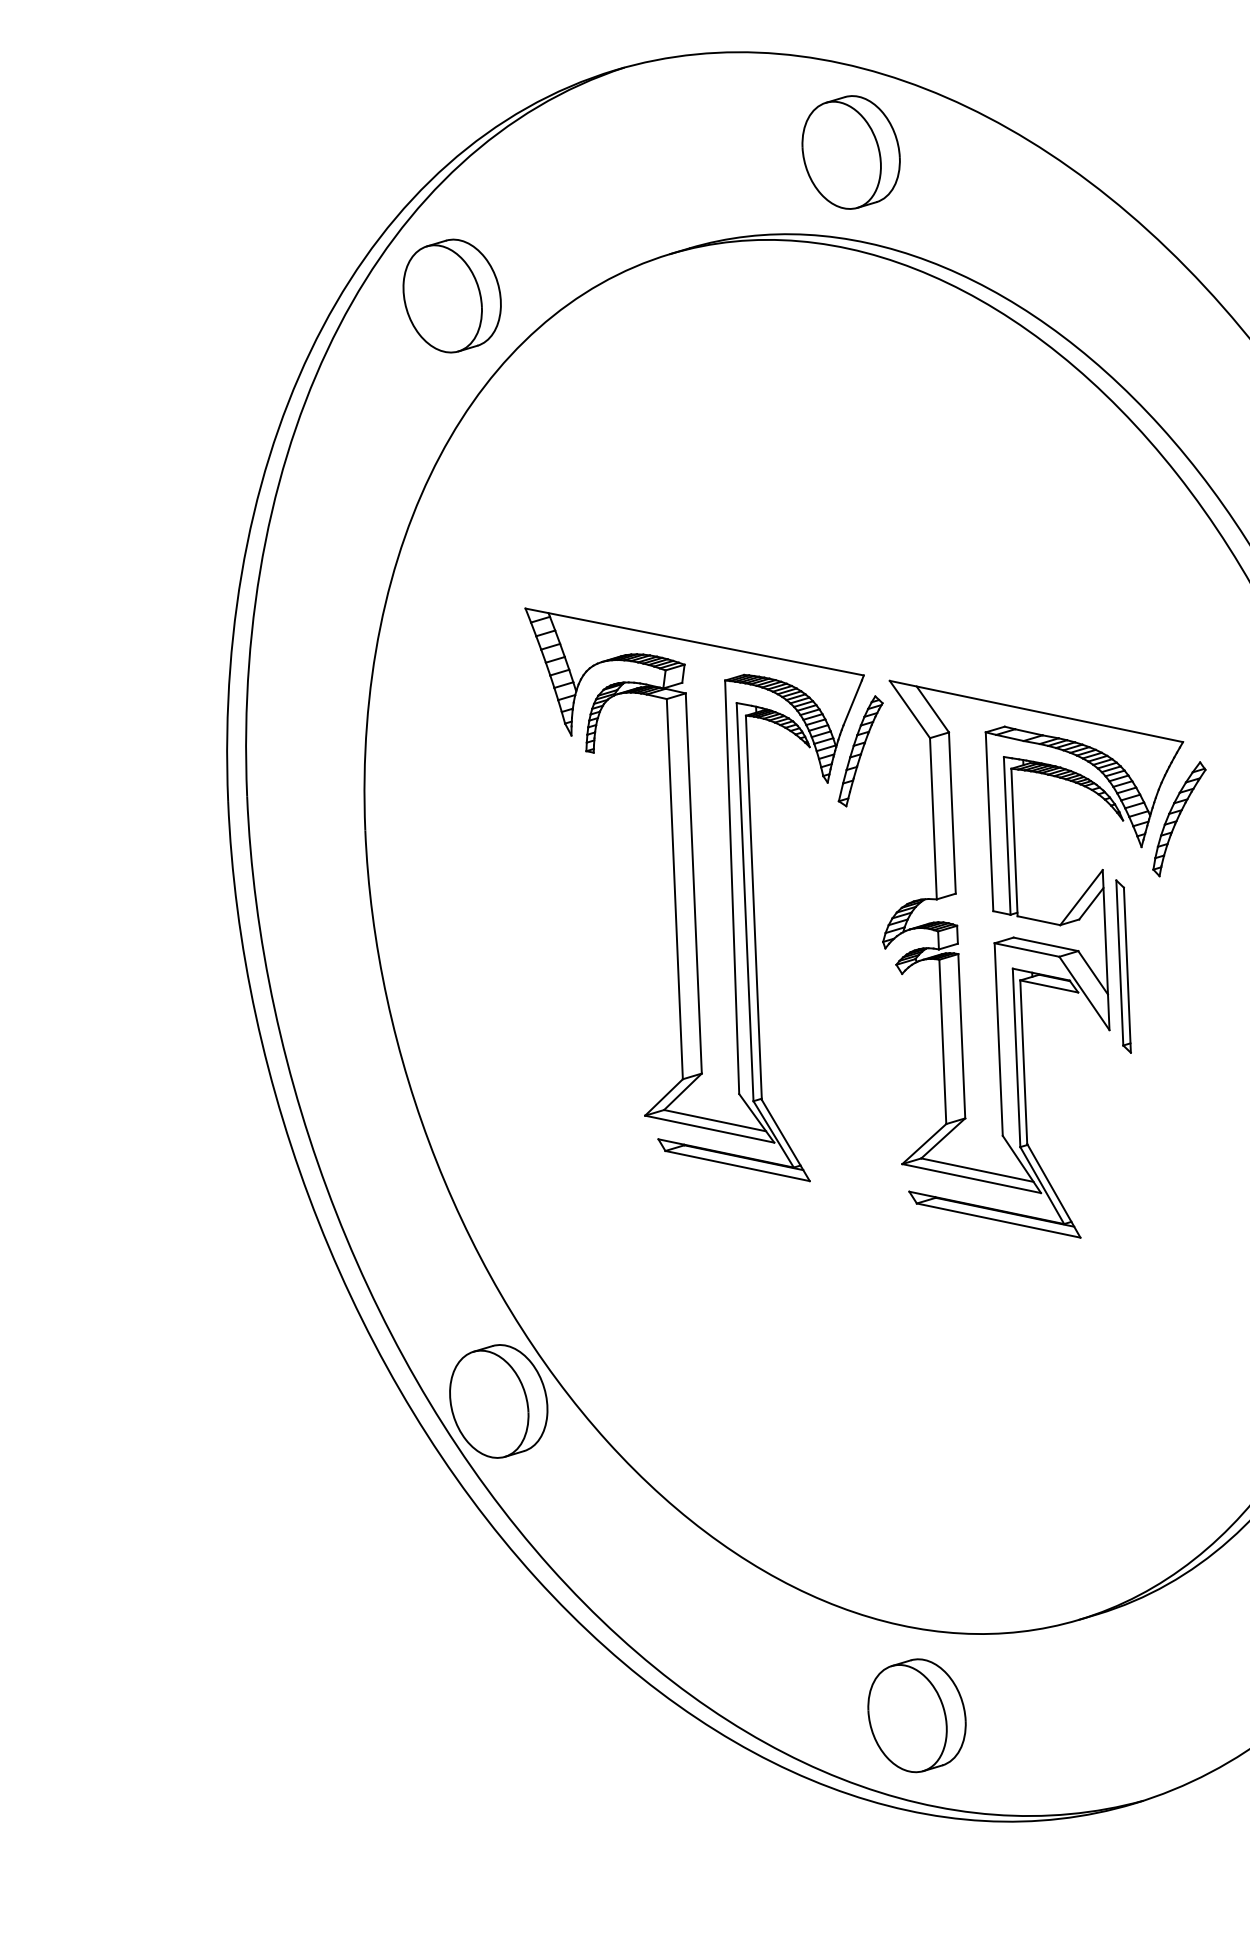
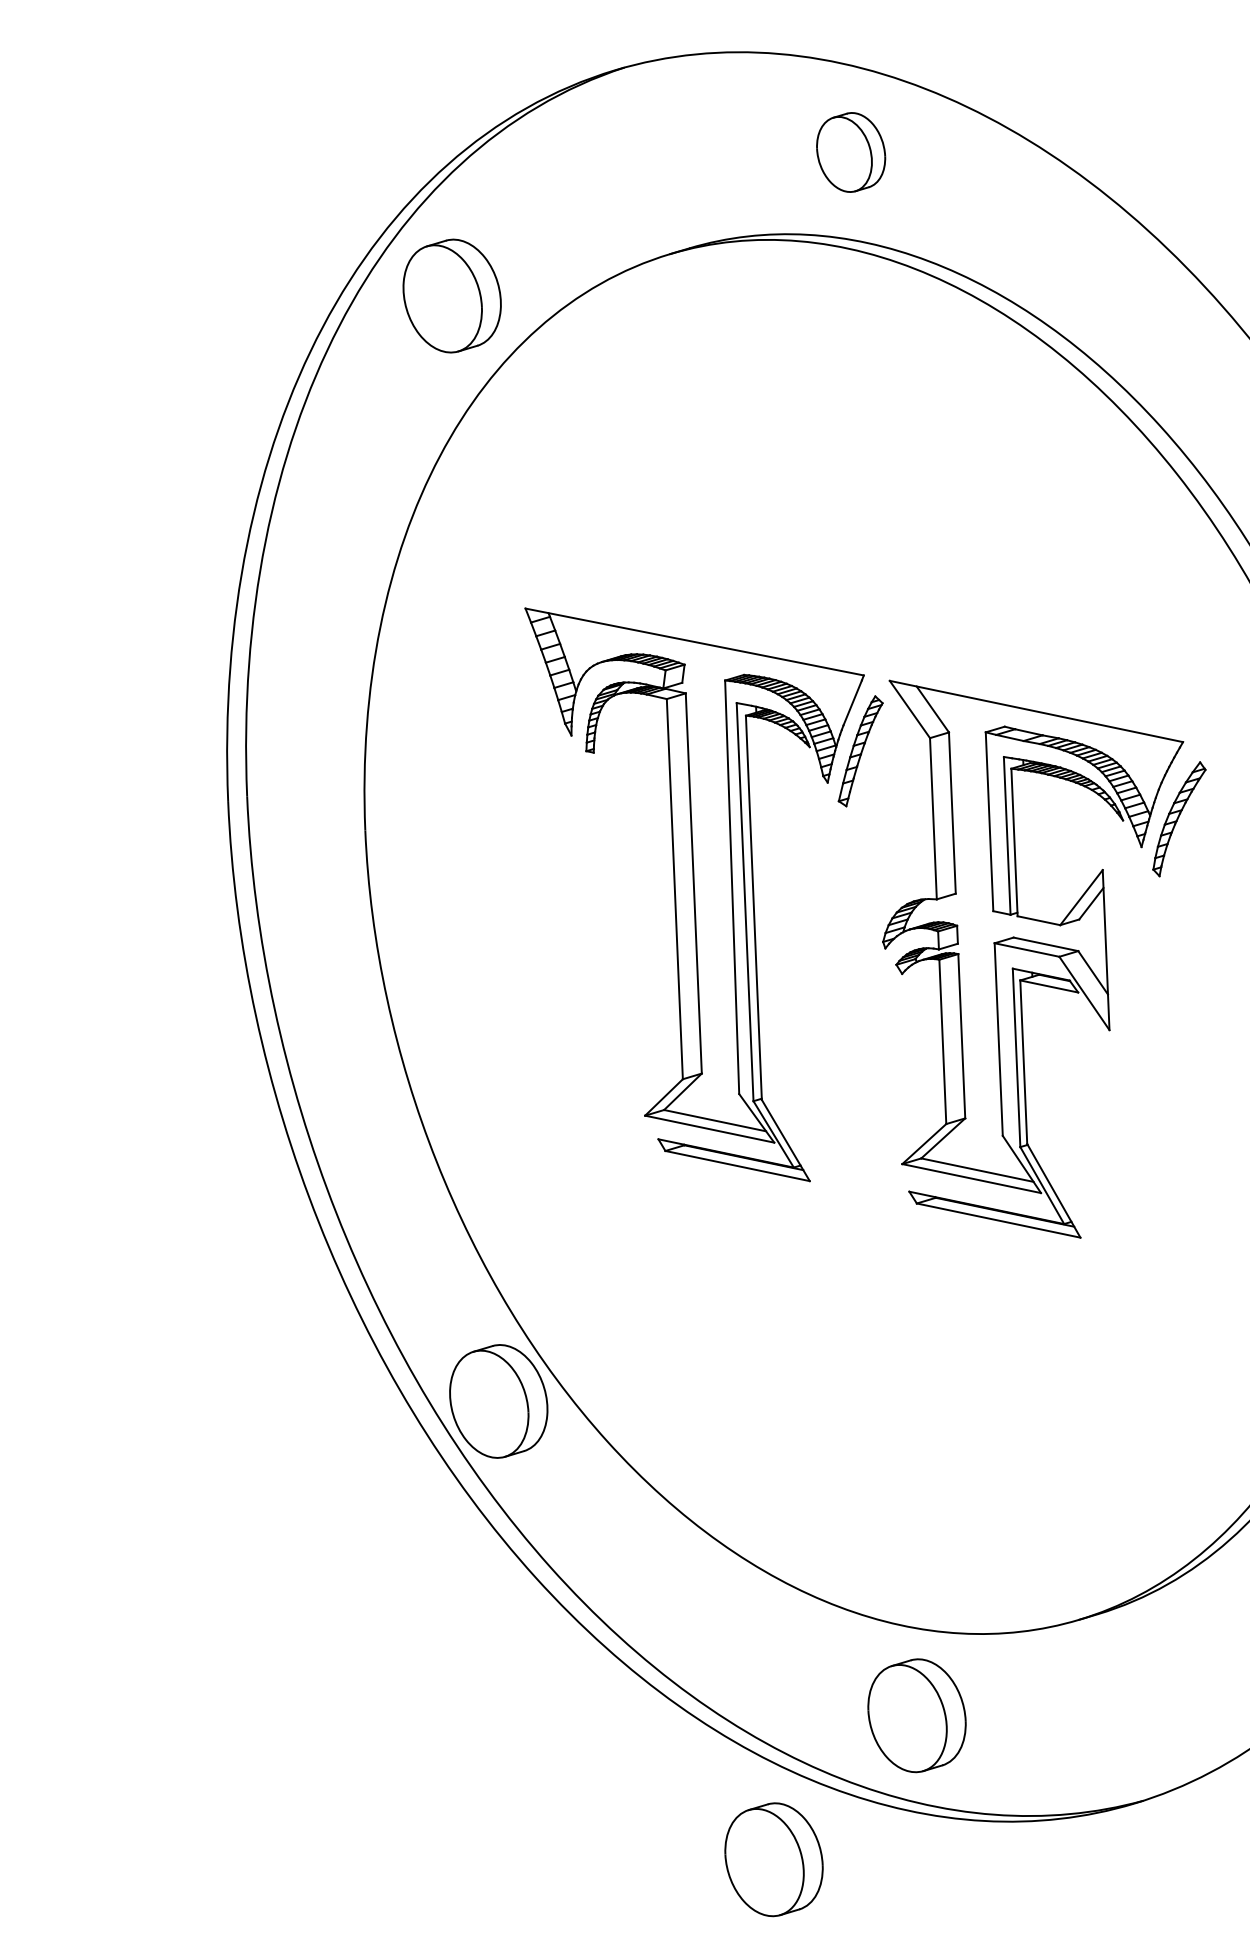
part size: 100x115 px -> 71x81 px (851, 152)
part: present -> none (1123, 966)
part: none -> present (773, 1859)
